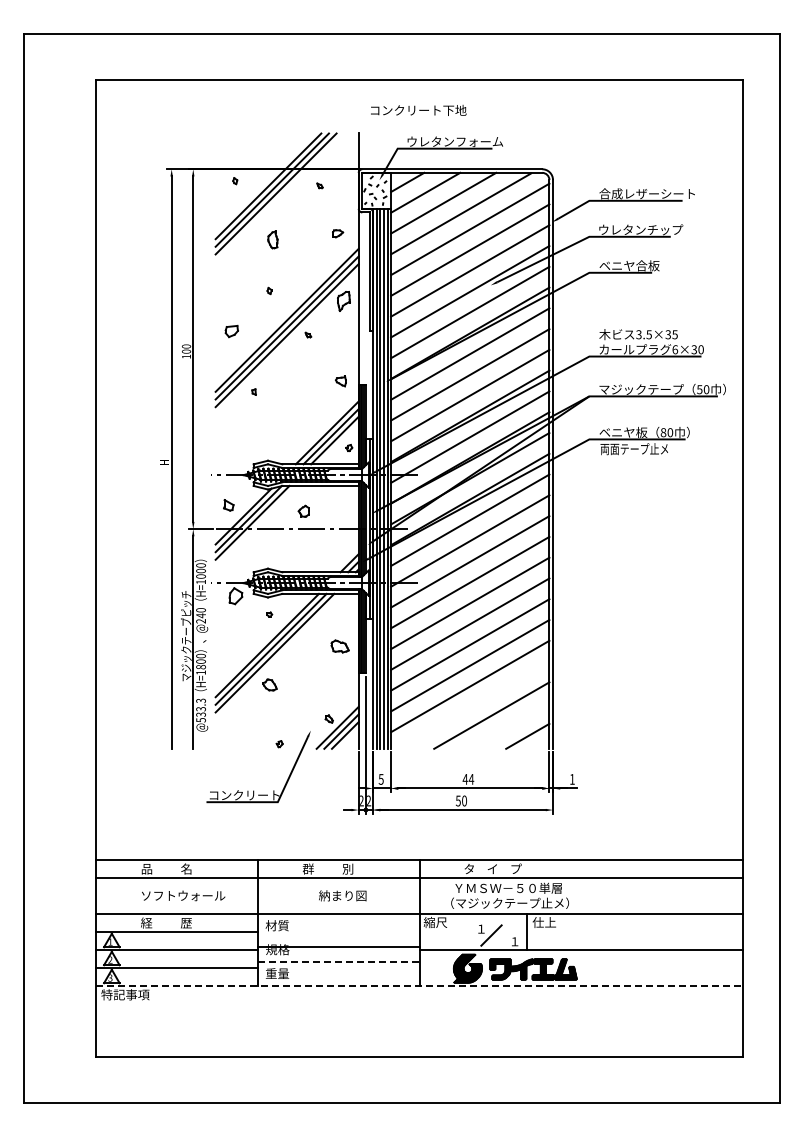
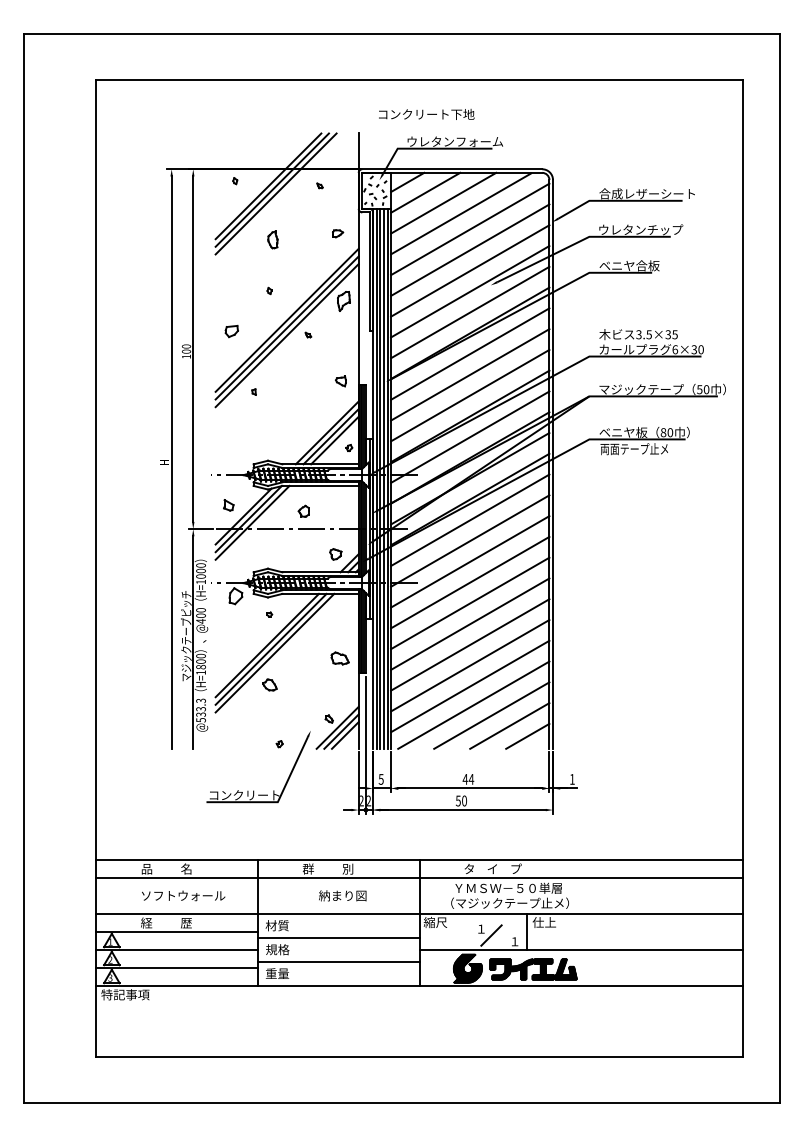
text position: (418, 110) -> (426, 114) (426, 114)
part: none -> present (335, 554)
text: @240 -> @400 (200, 618)
part position: (339, 646) -> (339, 658) (339, 658)
line: none -> present (473, 704)
line: none -> present (509, 725)
line position: (338, 946) -> (338, 937) (338, 937)
line: dashed -> solid (338, 961)
line: dashed -> solid (420, 985)
